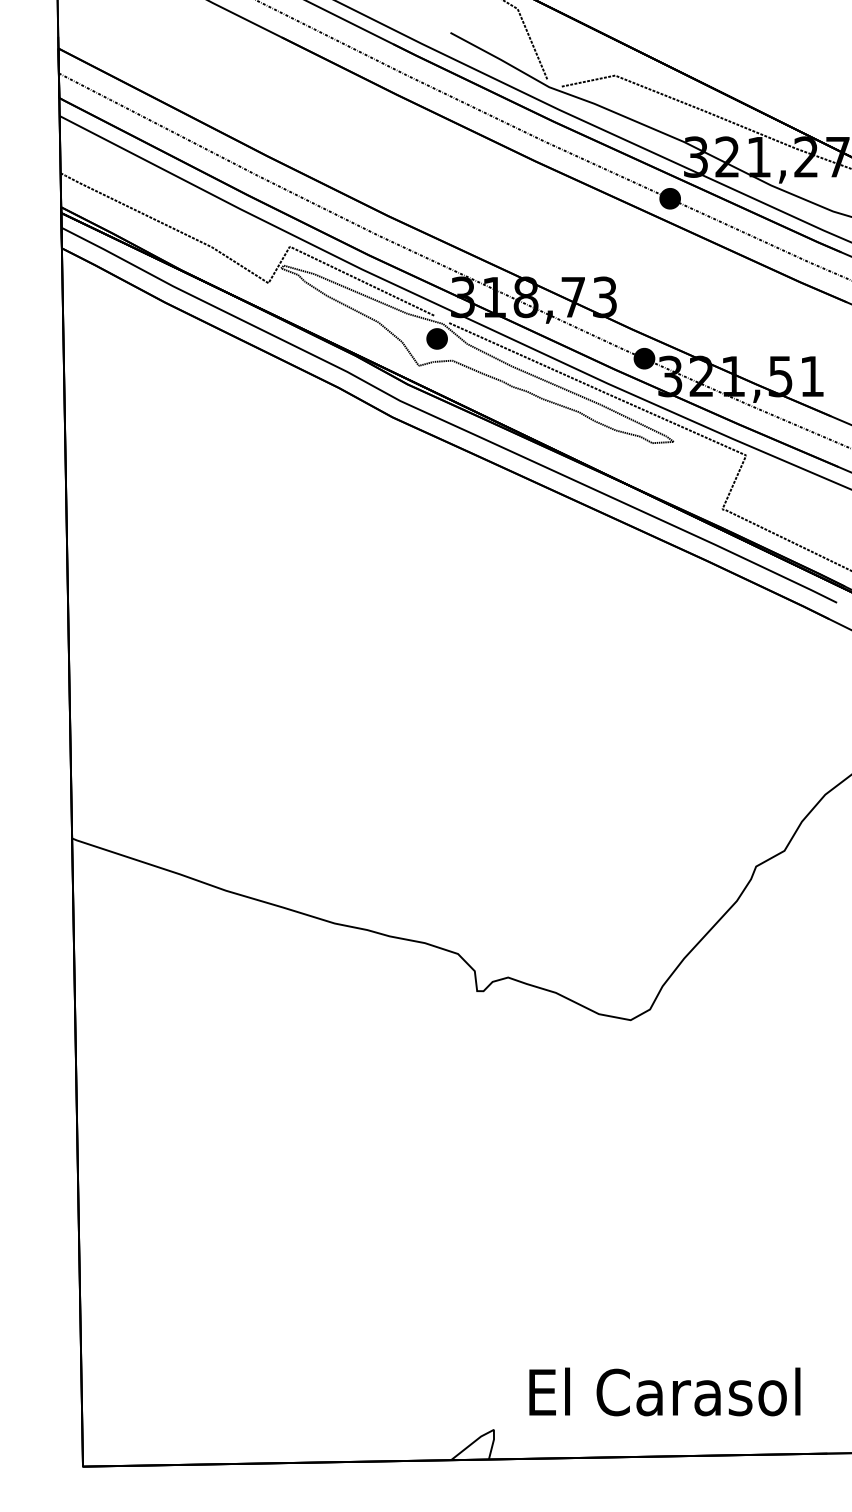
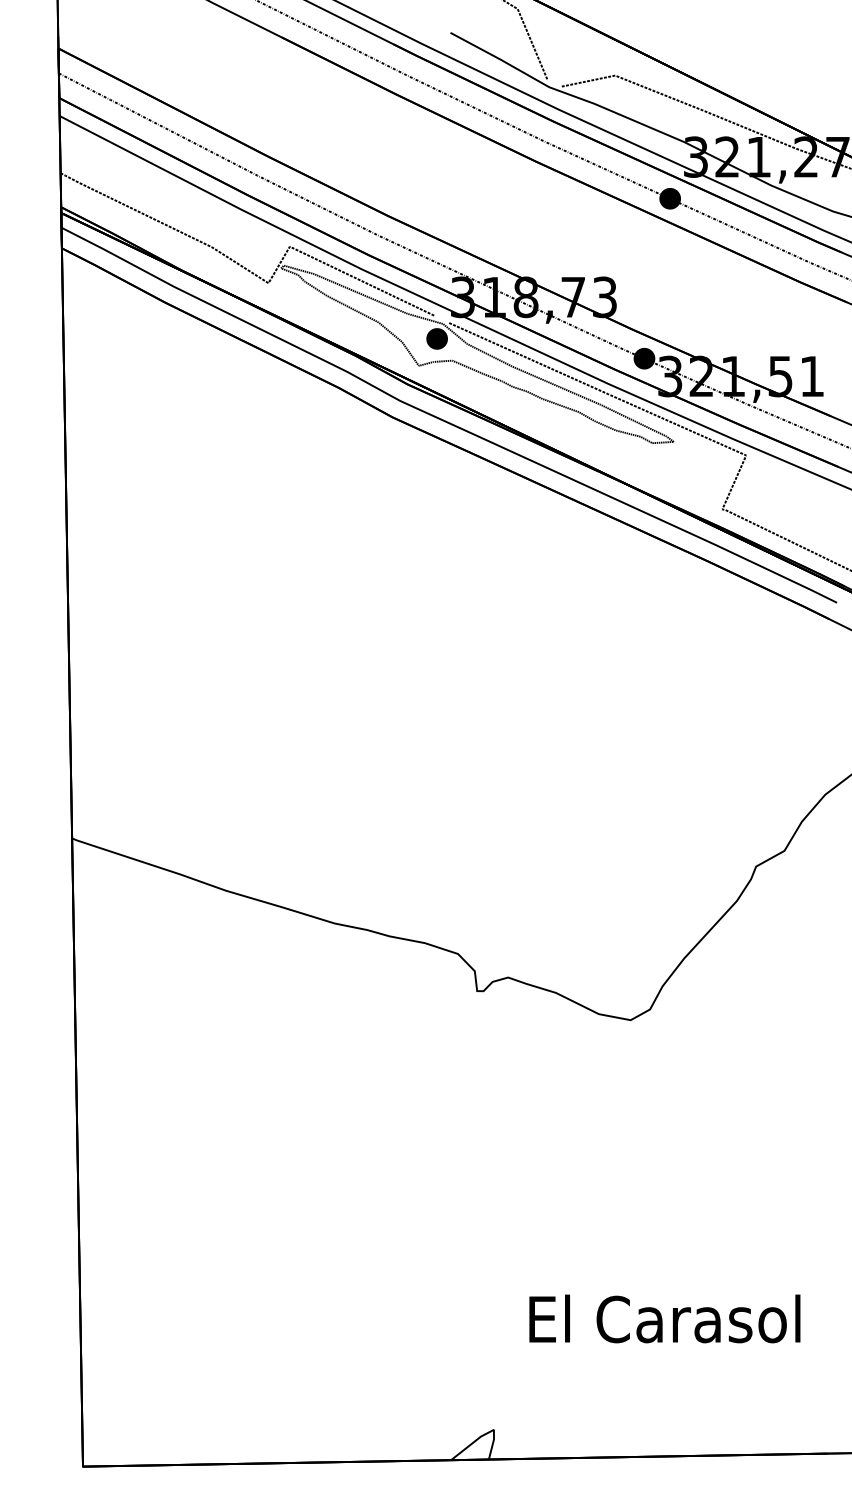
text position: (664, 1391) -> (664, 1318) (664, 1318)
